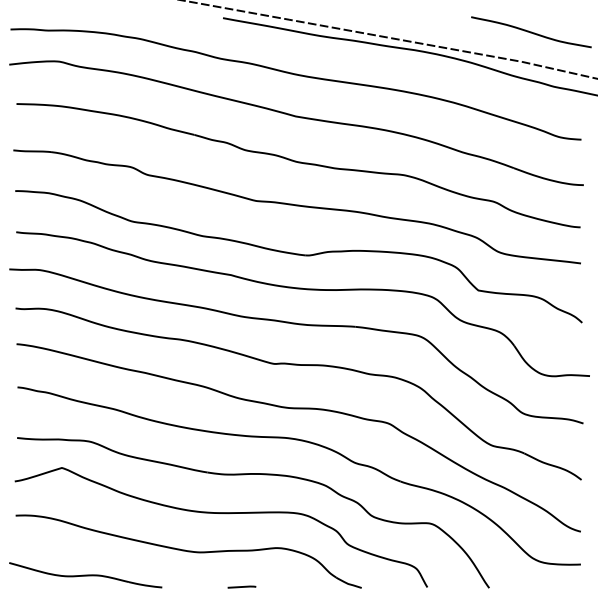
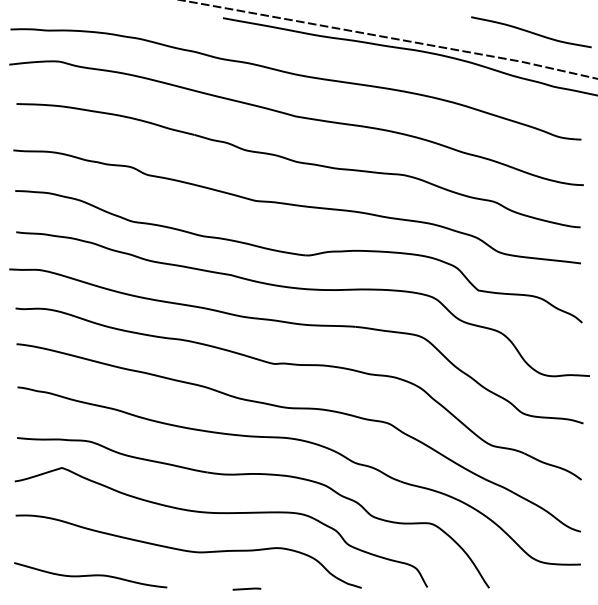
part position: (85, 575) -> (90, 575) (90, 575)
line position: (241, 586) -> (246, 588) (246, 588)
